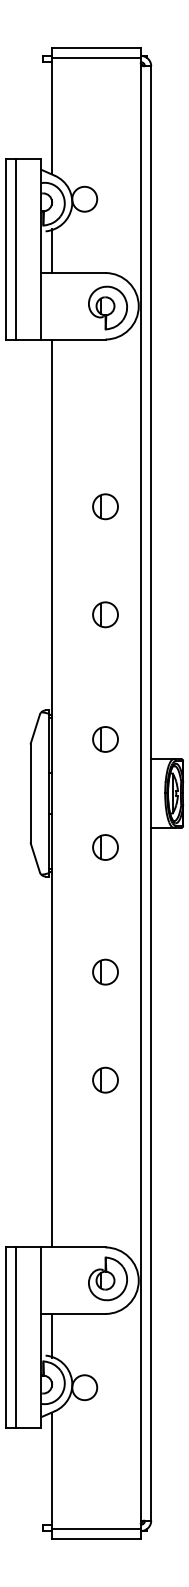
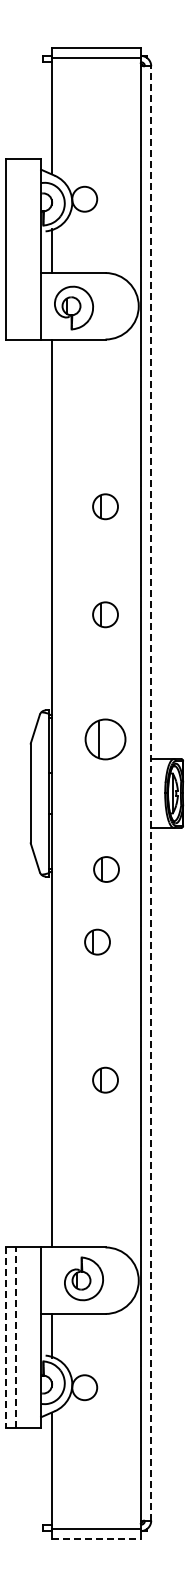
line: present -> none (16, 248)
part position: (107, 307) -> (73, 307) (73, 307)
part size: 27x27 px -> 43x43 px (105, 739)
line: solid -> dashed (151, 793)
part position: (105, 847) -> (106, 869) (106, 869)
part position: (105, 971) -> (97, 941) (97, 941)
part position: (107, 1278) -> (83, 1278) (83, 1278)
line: solid -> dashed (16, 1337)
line: solid -> dashed (5, 1338)
line: solid -> dashed (96, 1539)
